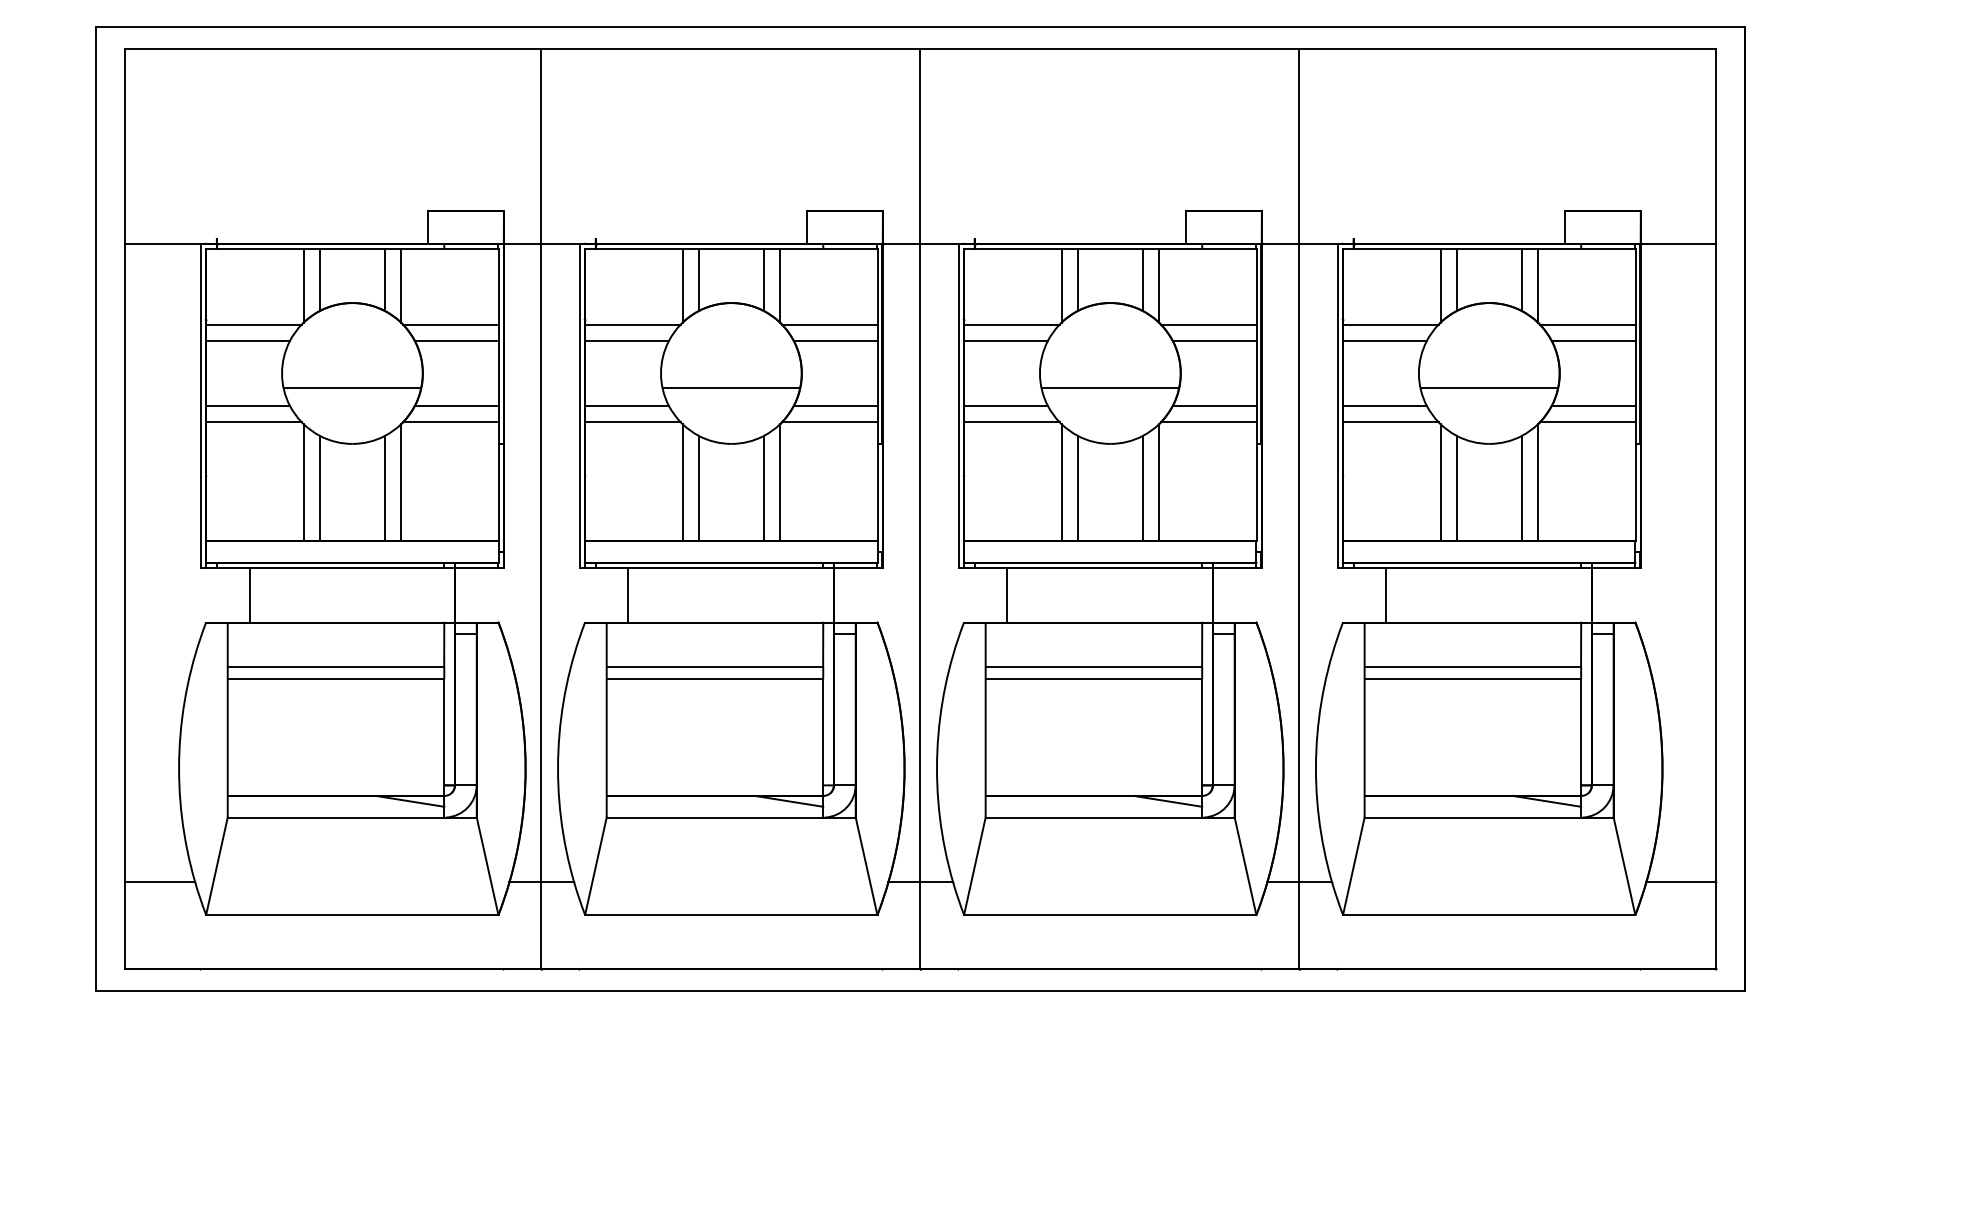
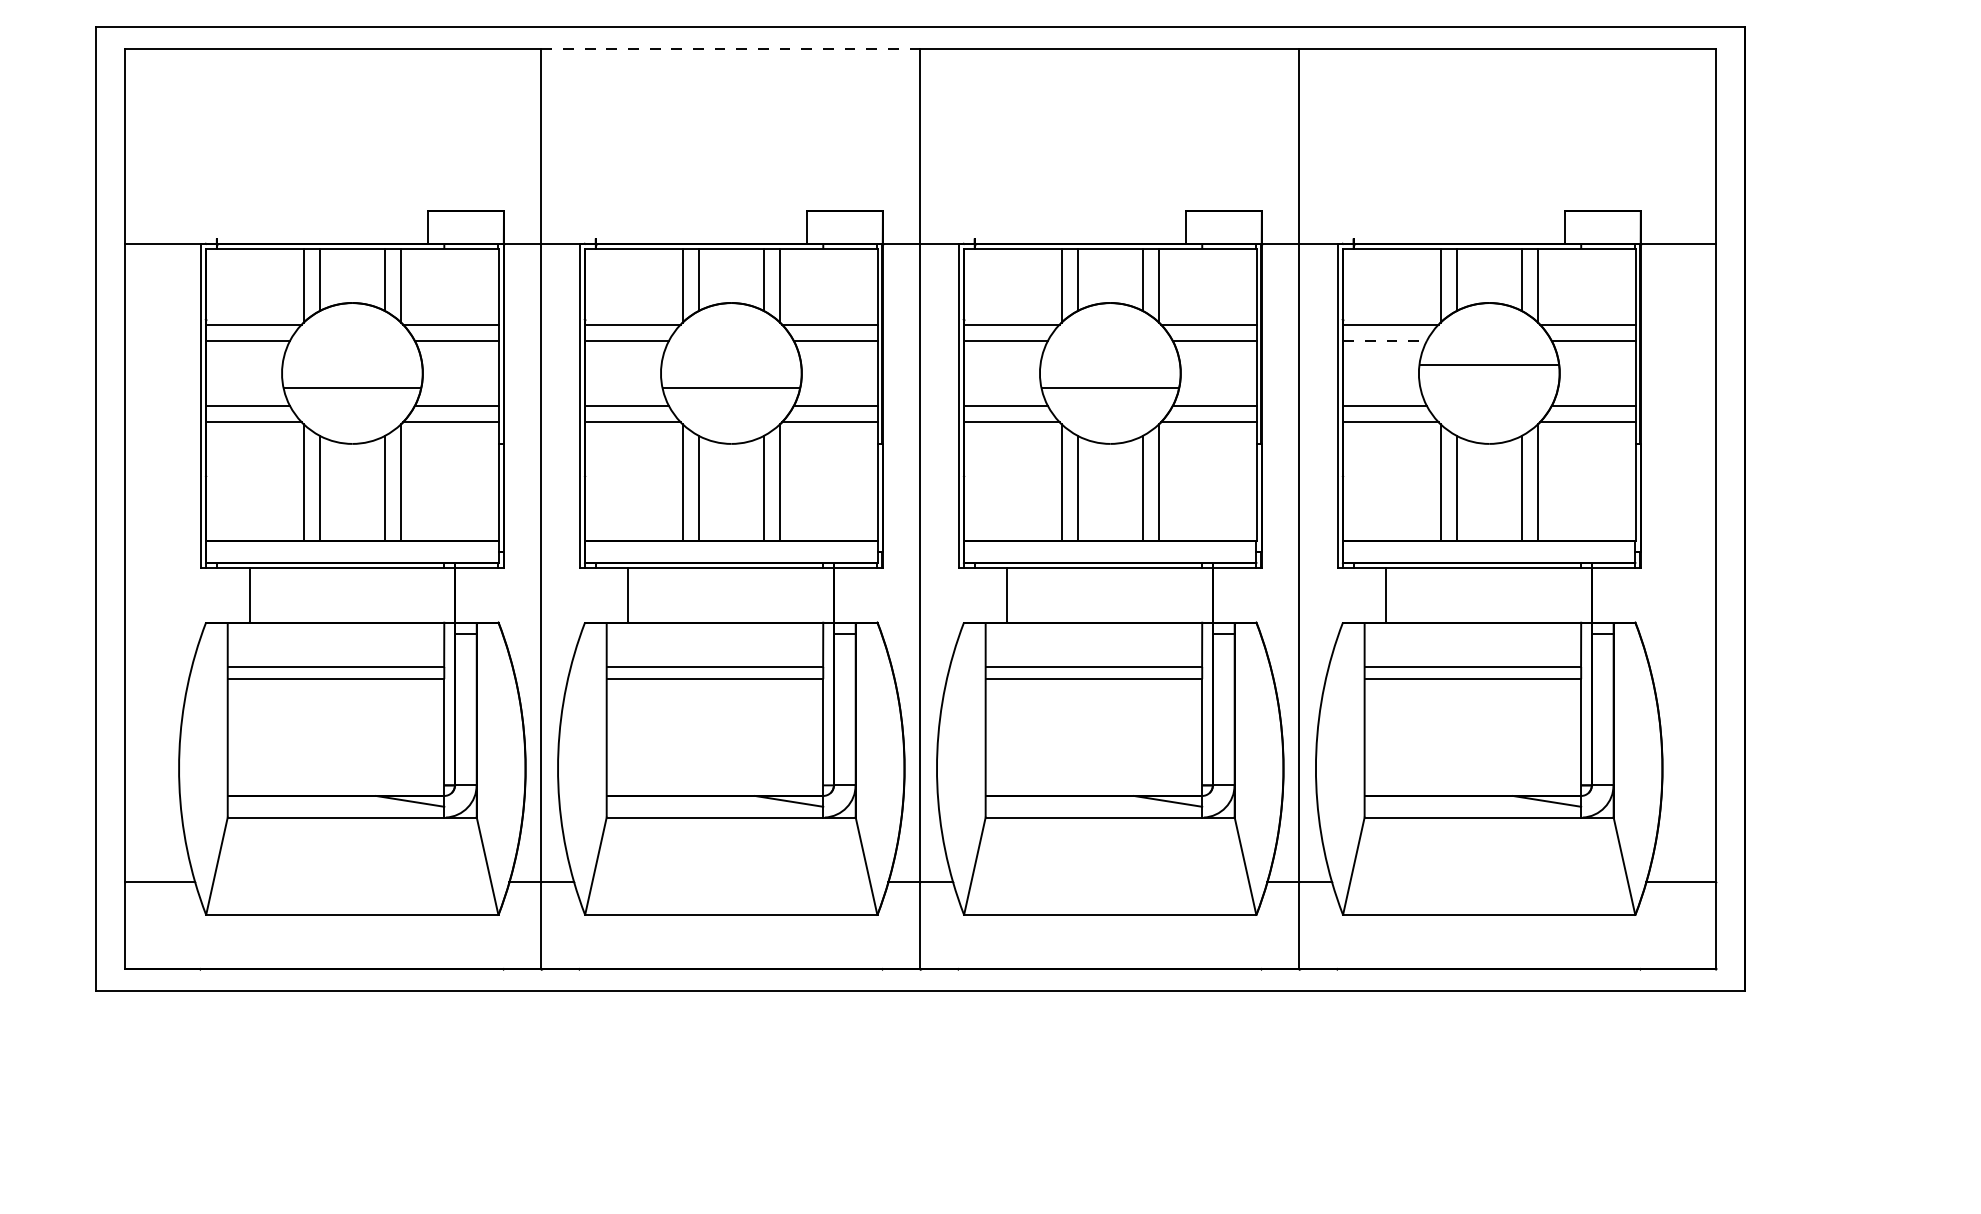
line: solid -> dashed (730, 48)
line: solid -> dashed (1385, 341)
line position: (1489, 388) -> (1489, 365) (1489, 365)
